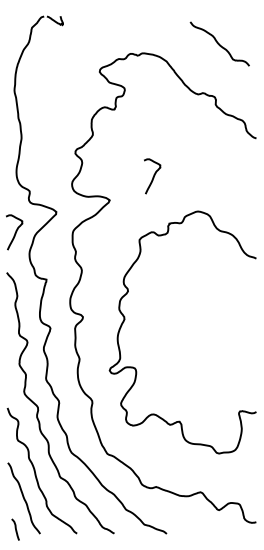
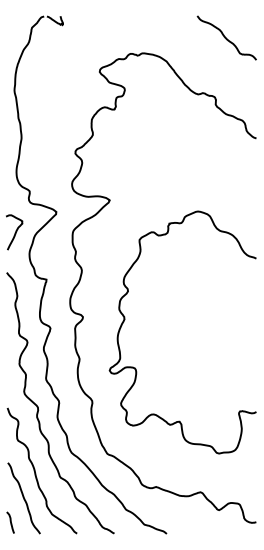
curve position: (219, 43) -> (226, 37) (226, 37)
curve: present -> none (153, 176)
curve position: (15, 529) -> (10, 522) (10, 522)
